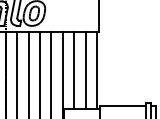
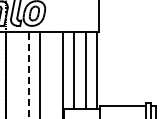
line: present -> none (17, 73)
line: present -> none (51, 73)
line: solid -> dashed (28, 74)
